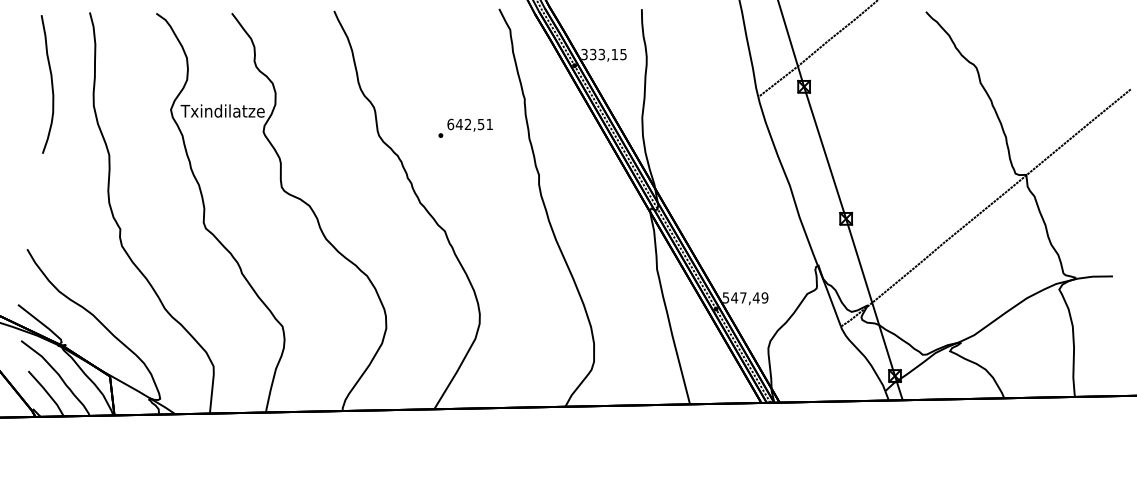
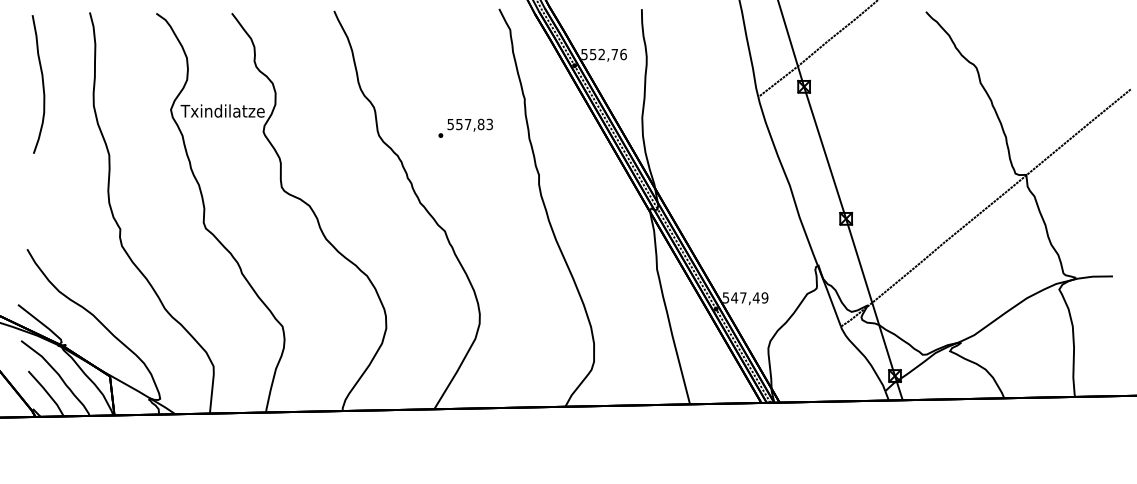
text: 333,15 -> 552,76 (603, 54)
curve position: (51, 84) -> (42, 84) (42, 84)
text: 642,51 -> 557,83 (469, 124)
